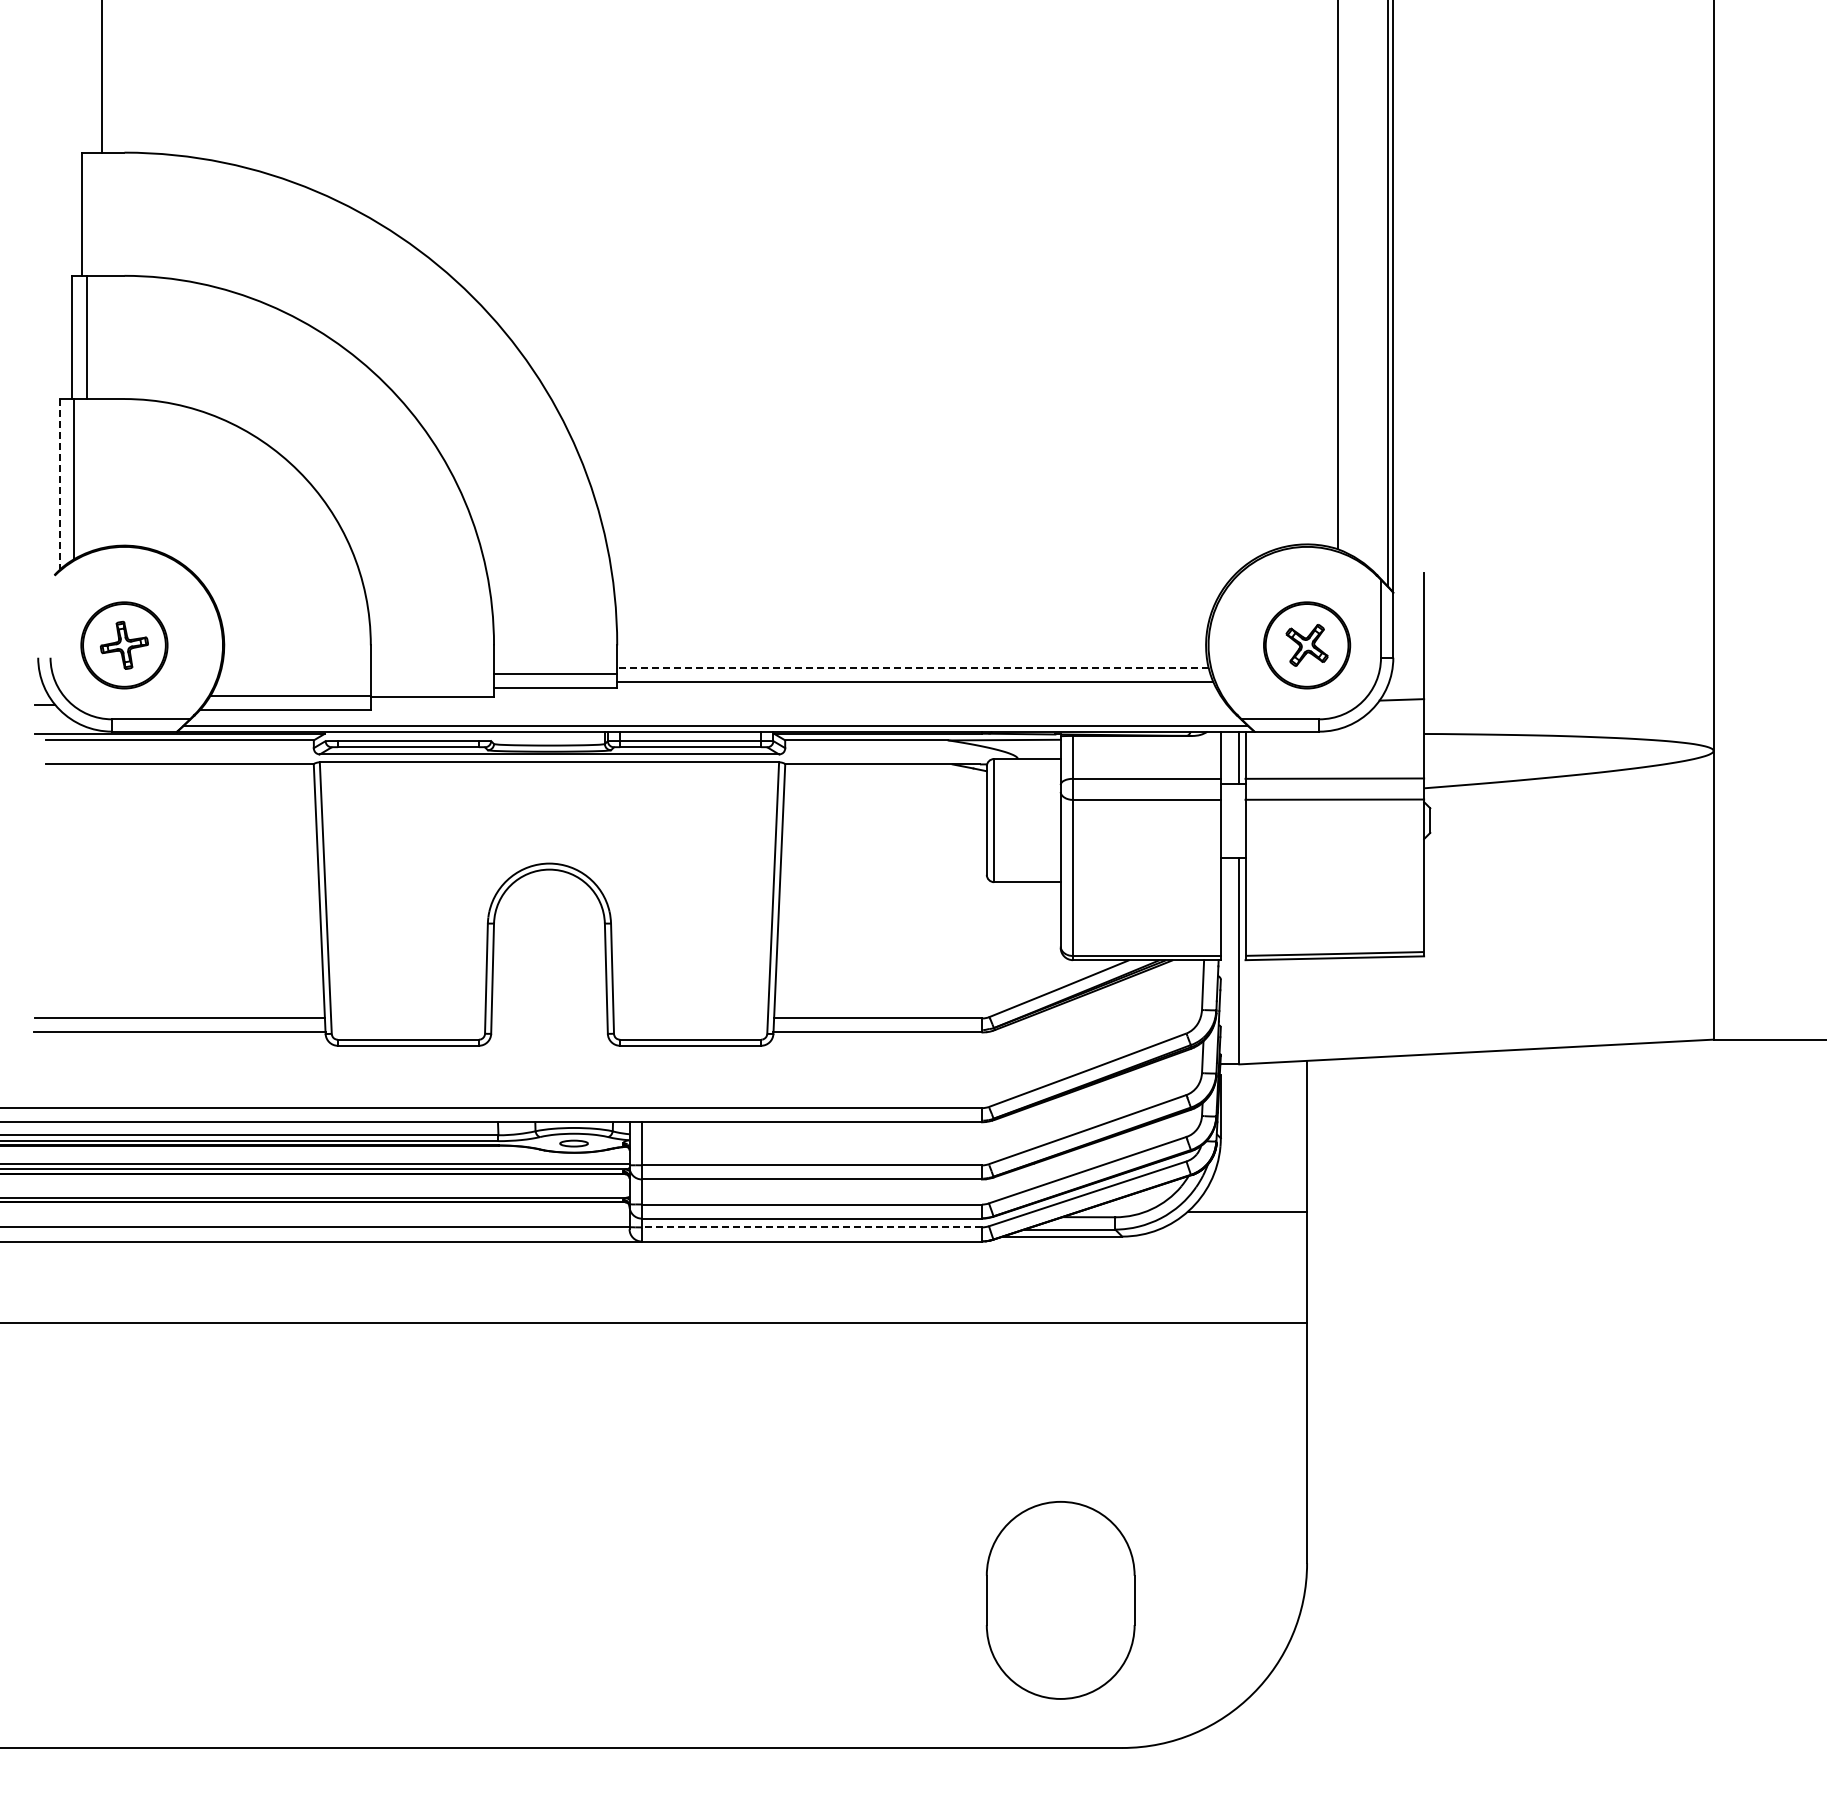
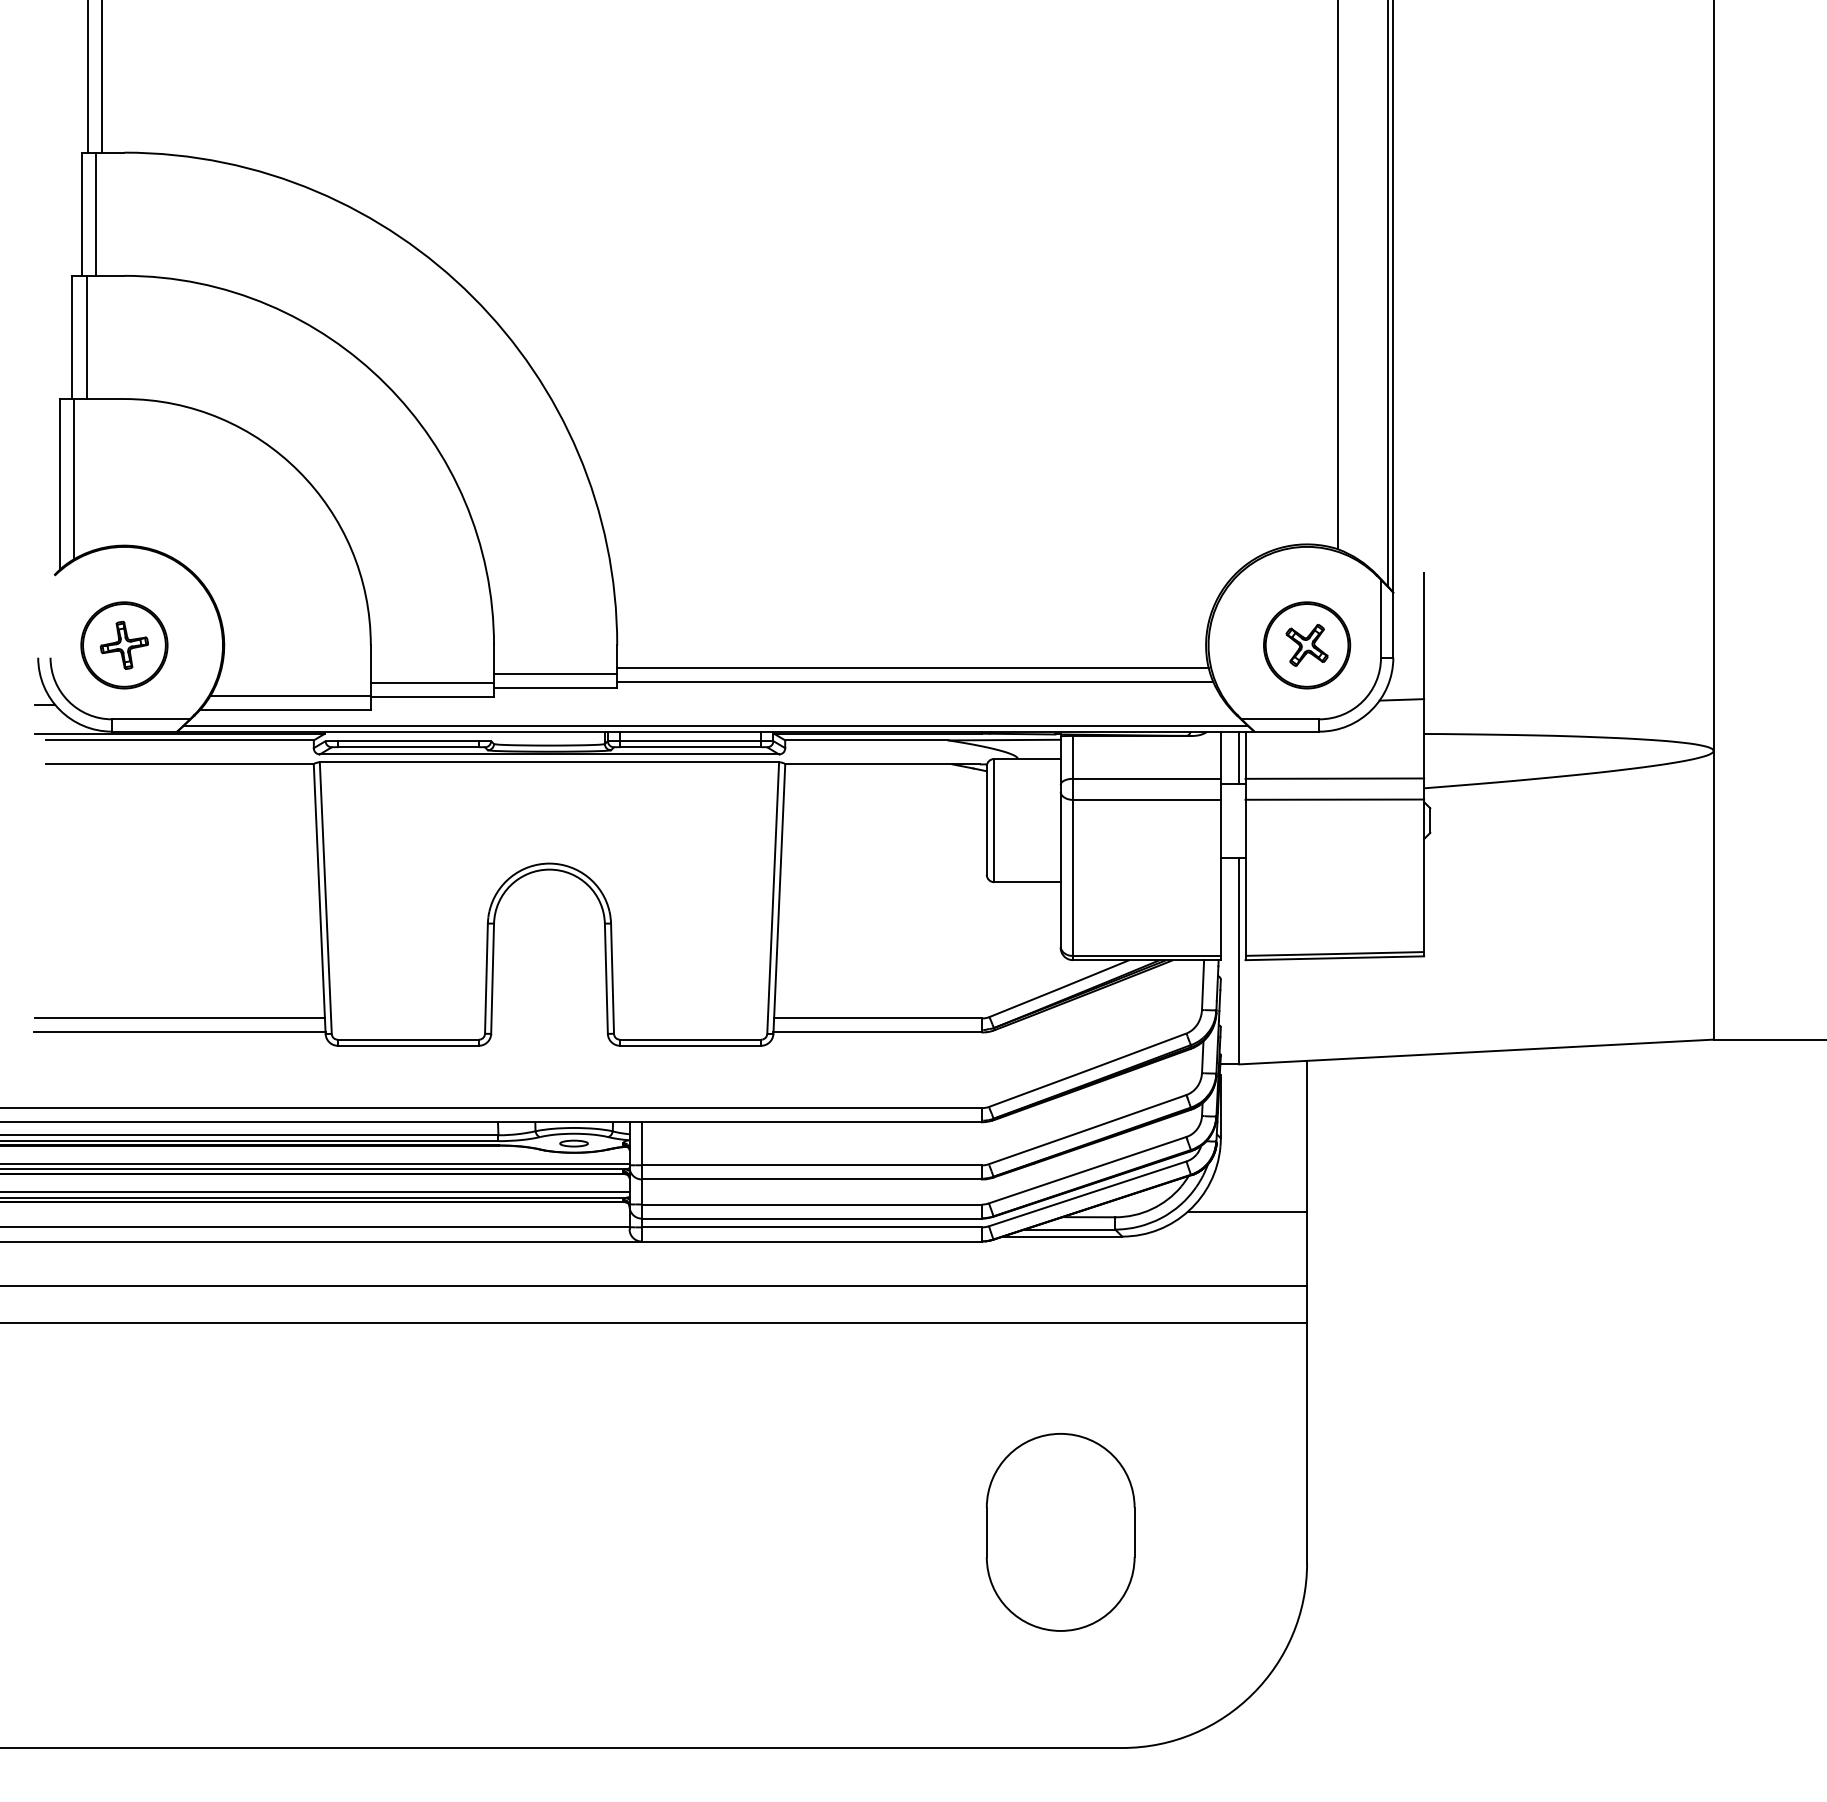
line: none -> present (87, 77)
line: none -> present (95, 213)
line: dashed -> solid (60, 484)
line: dashed -> solid (913, 667)
line: none -> present (432, 683)
line: none -> present (315, 1192)
line: dashed -> solid (811, 1227)
line: none -> present (654, 1286)
part position: (1060, 1600) -> (1060, 1532) (1060, 1532)
